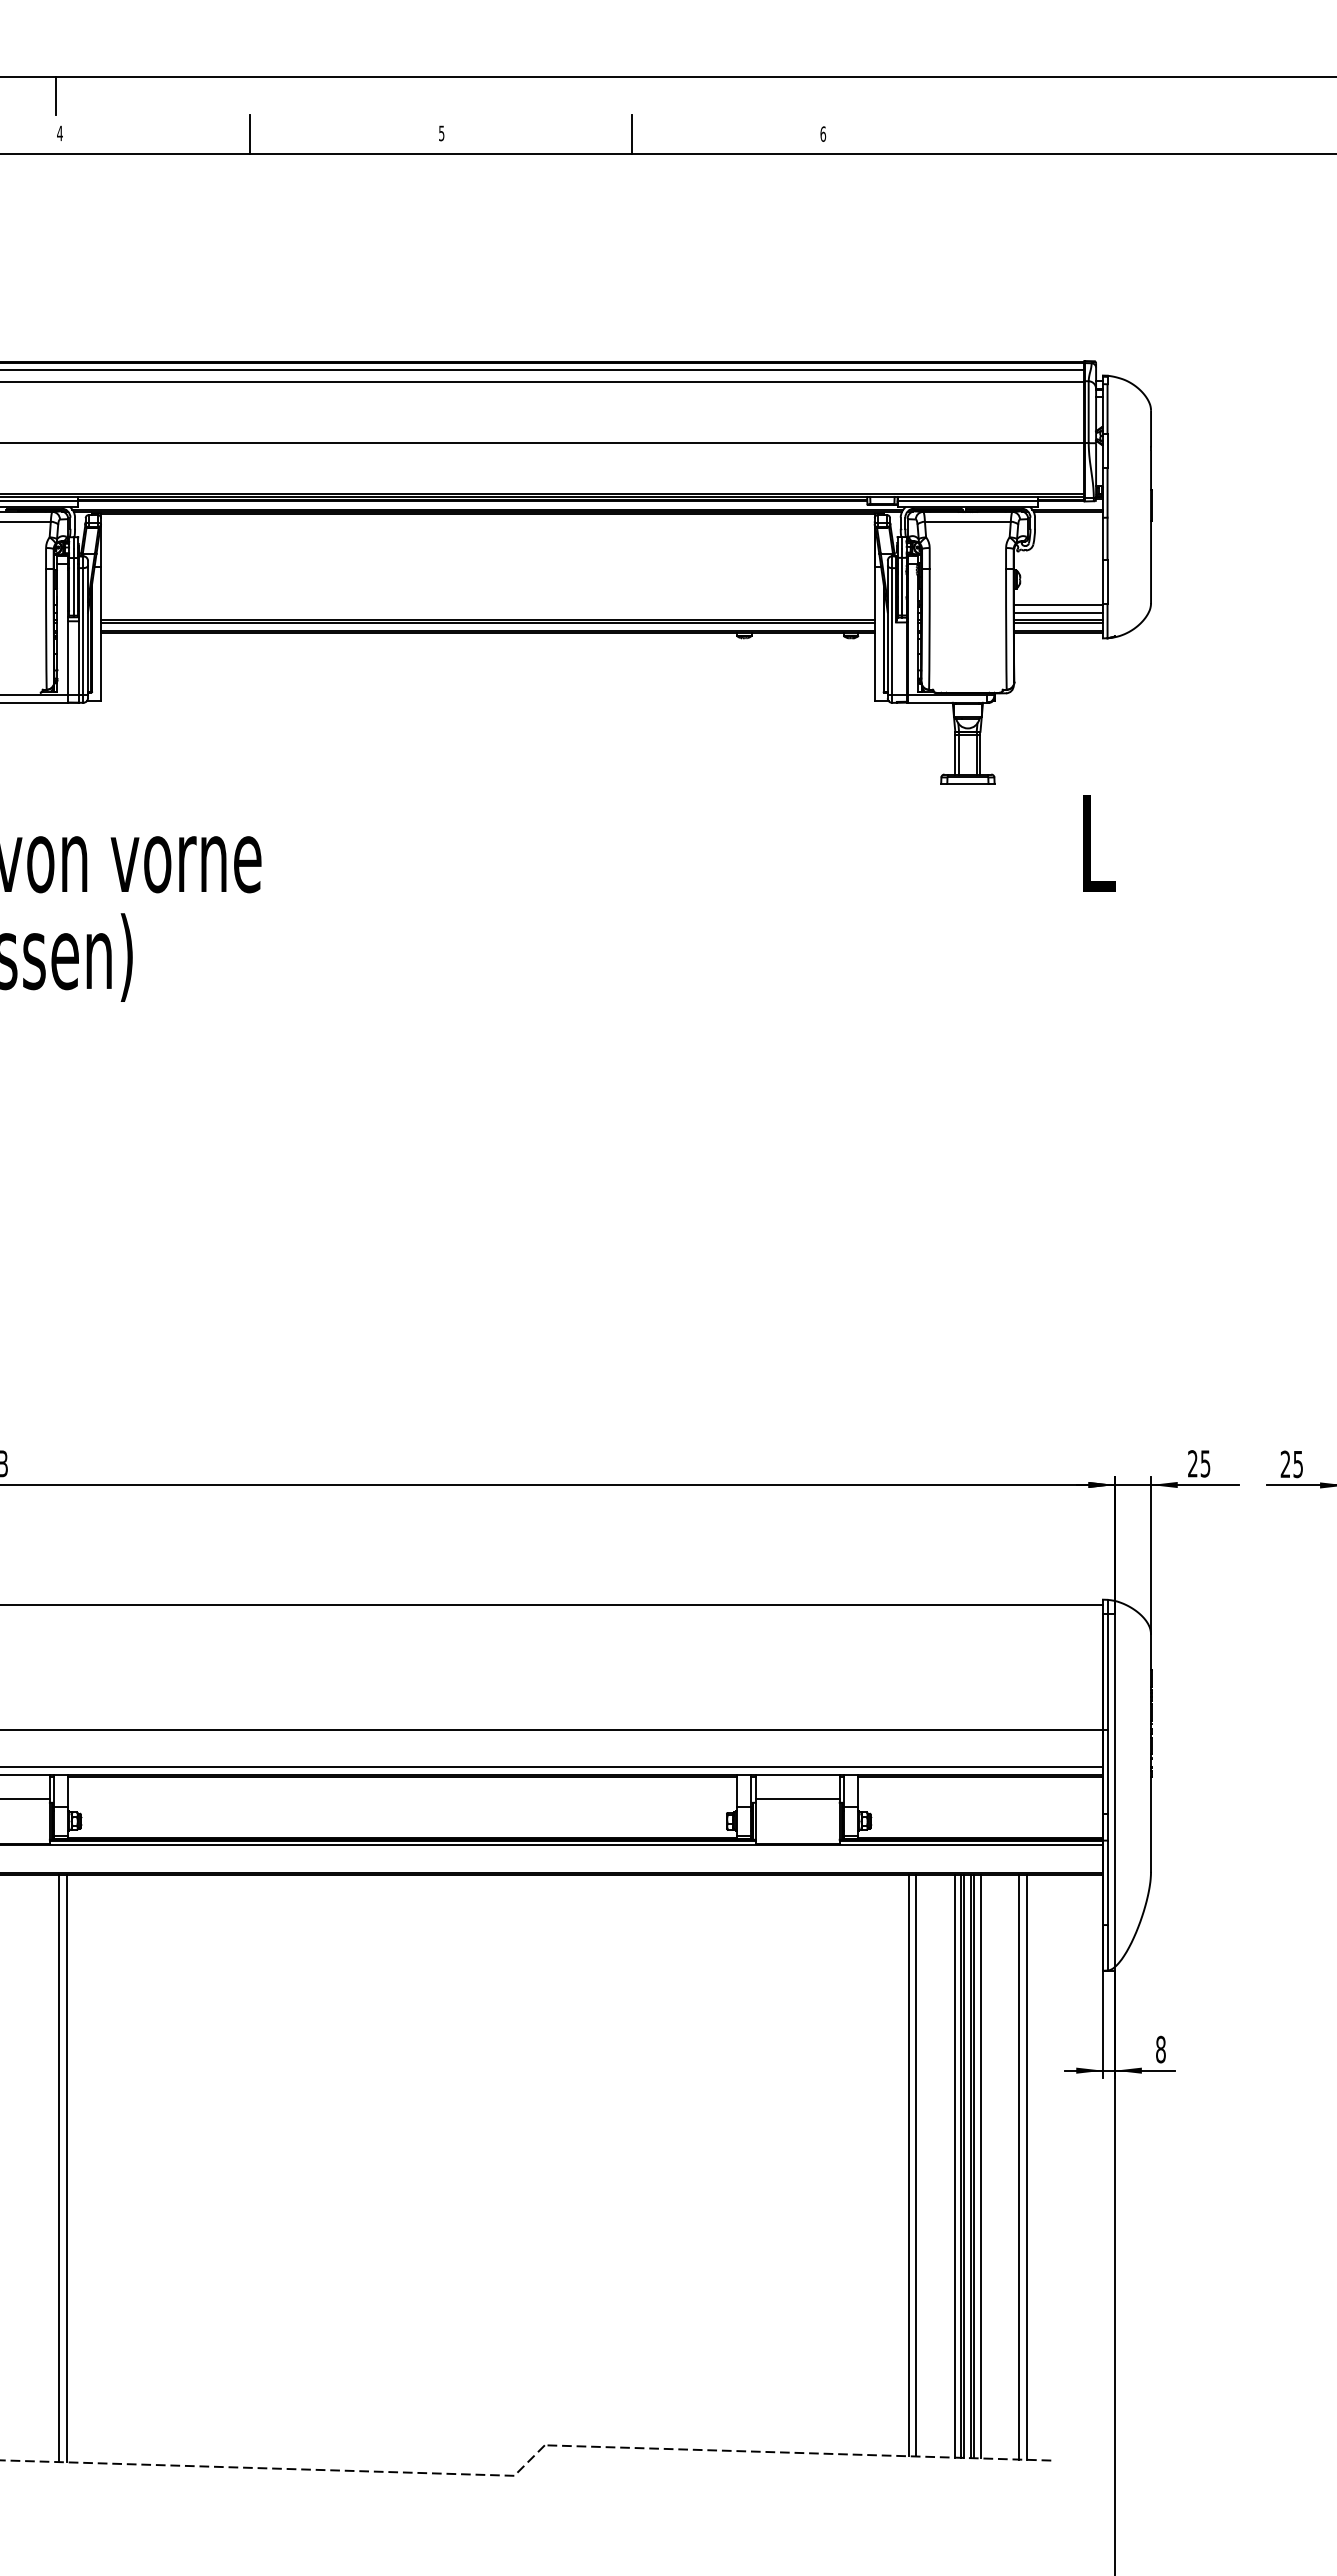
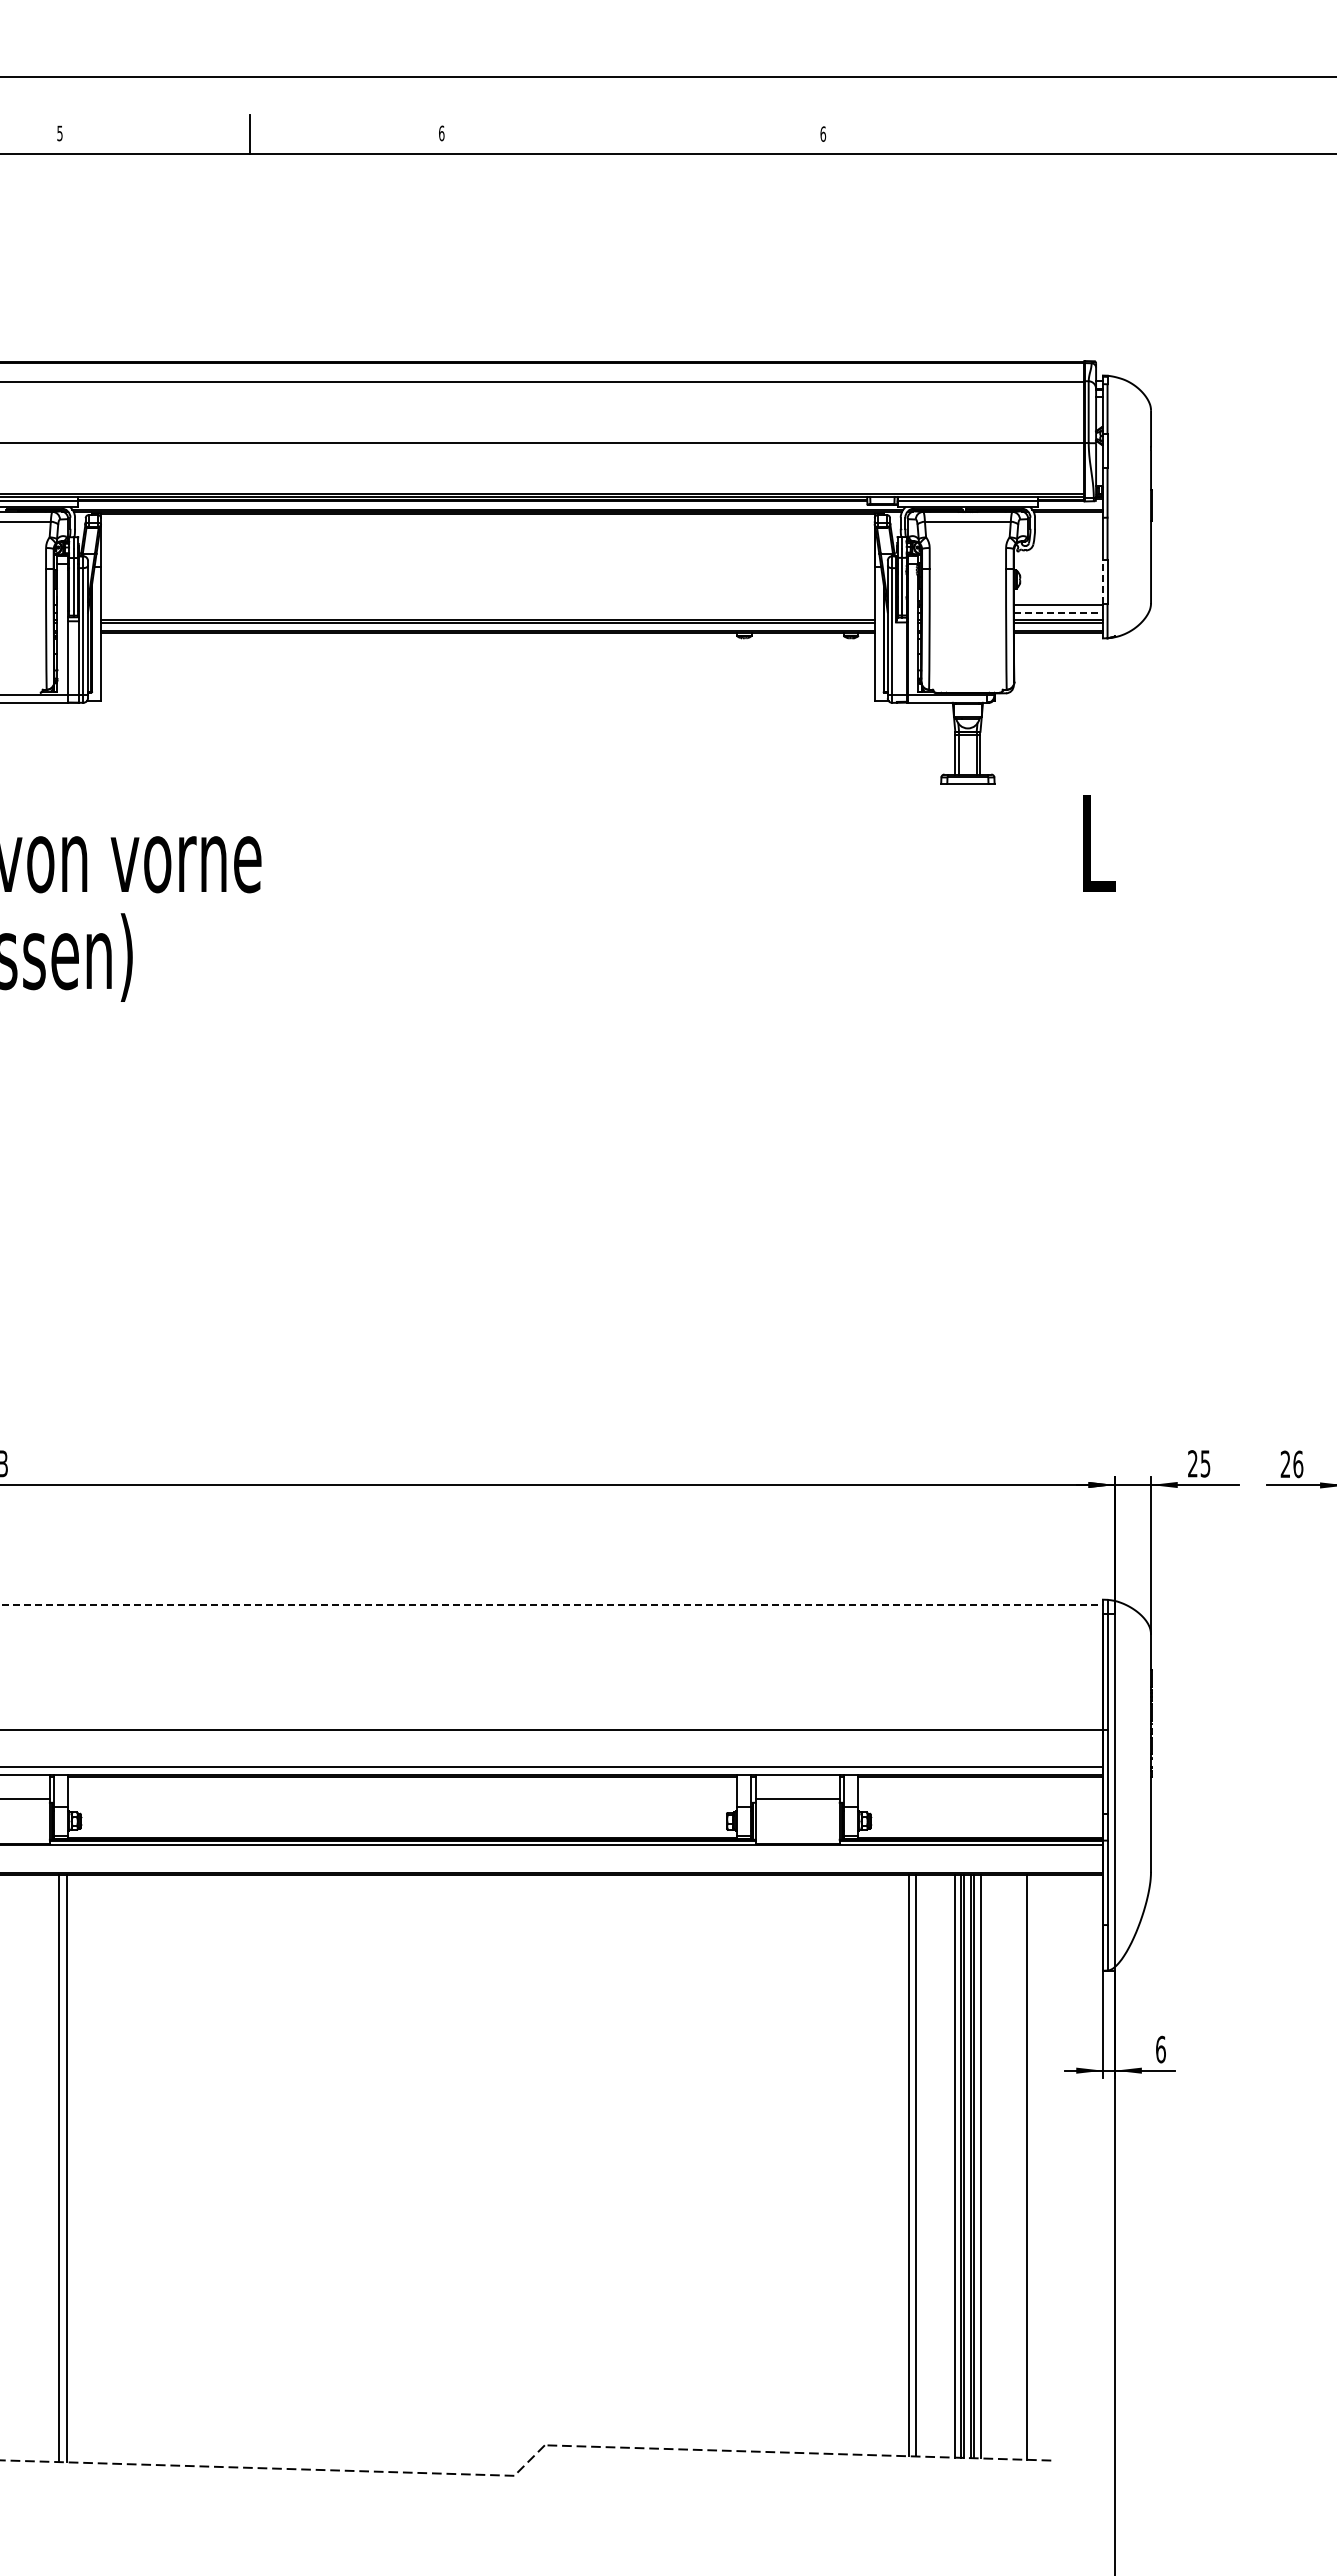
line: present -> none (55, 96)
text: 4 -> 5 (59, 133)
text: 5 -> 6 (441, 133)
line: present -> none (632, 134)
line: present -> none (542, 370)
line: solid -> dashed (1102, 581)
line: solid -> dashed (1059, 613)
text: 25 -> 26 (1298, 1464)
line: solid -> dashed (552, 1605)
text: 8 -> 6 (1160, 2049)
line: present -> none (1019, 2167)
